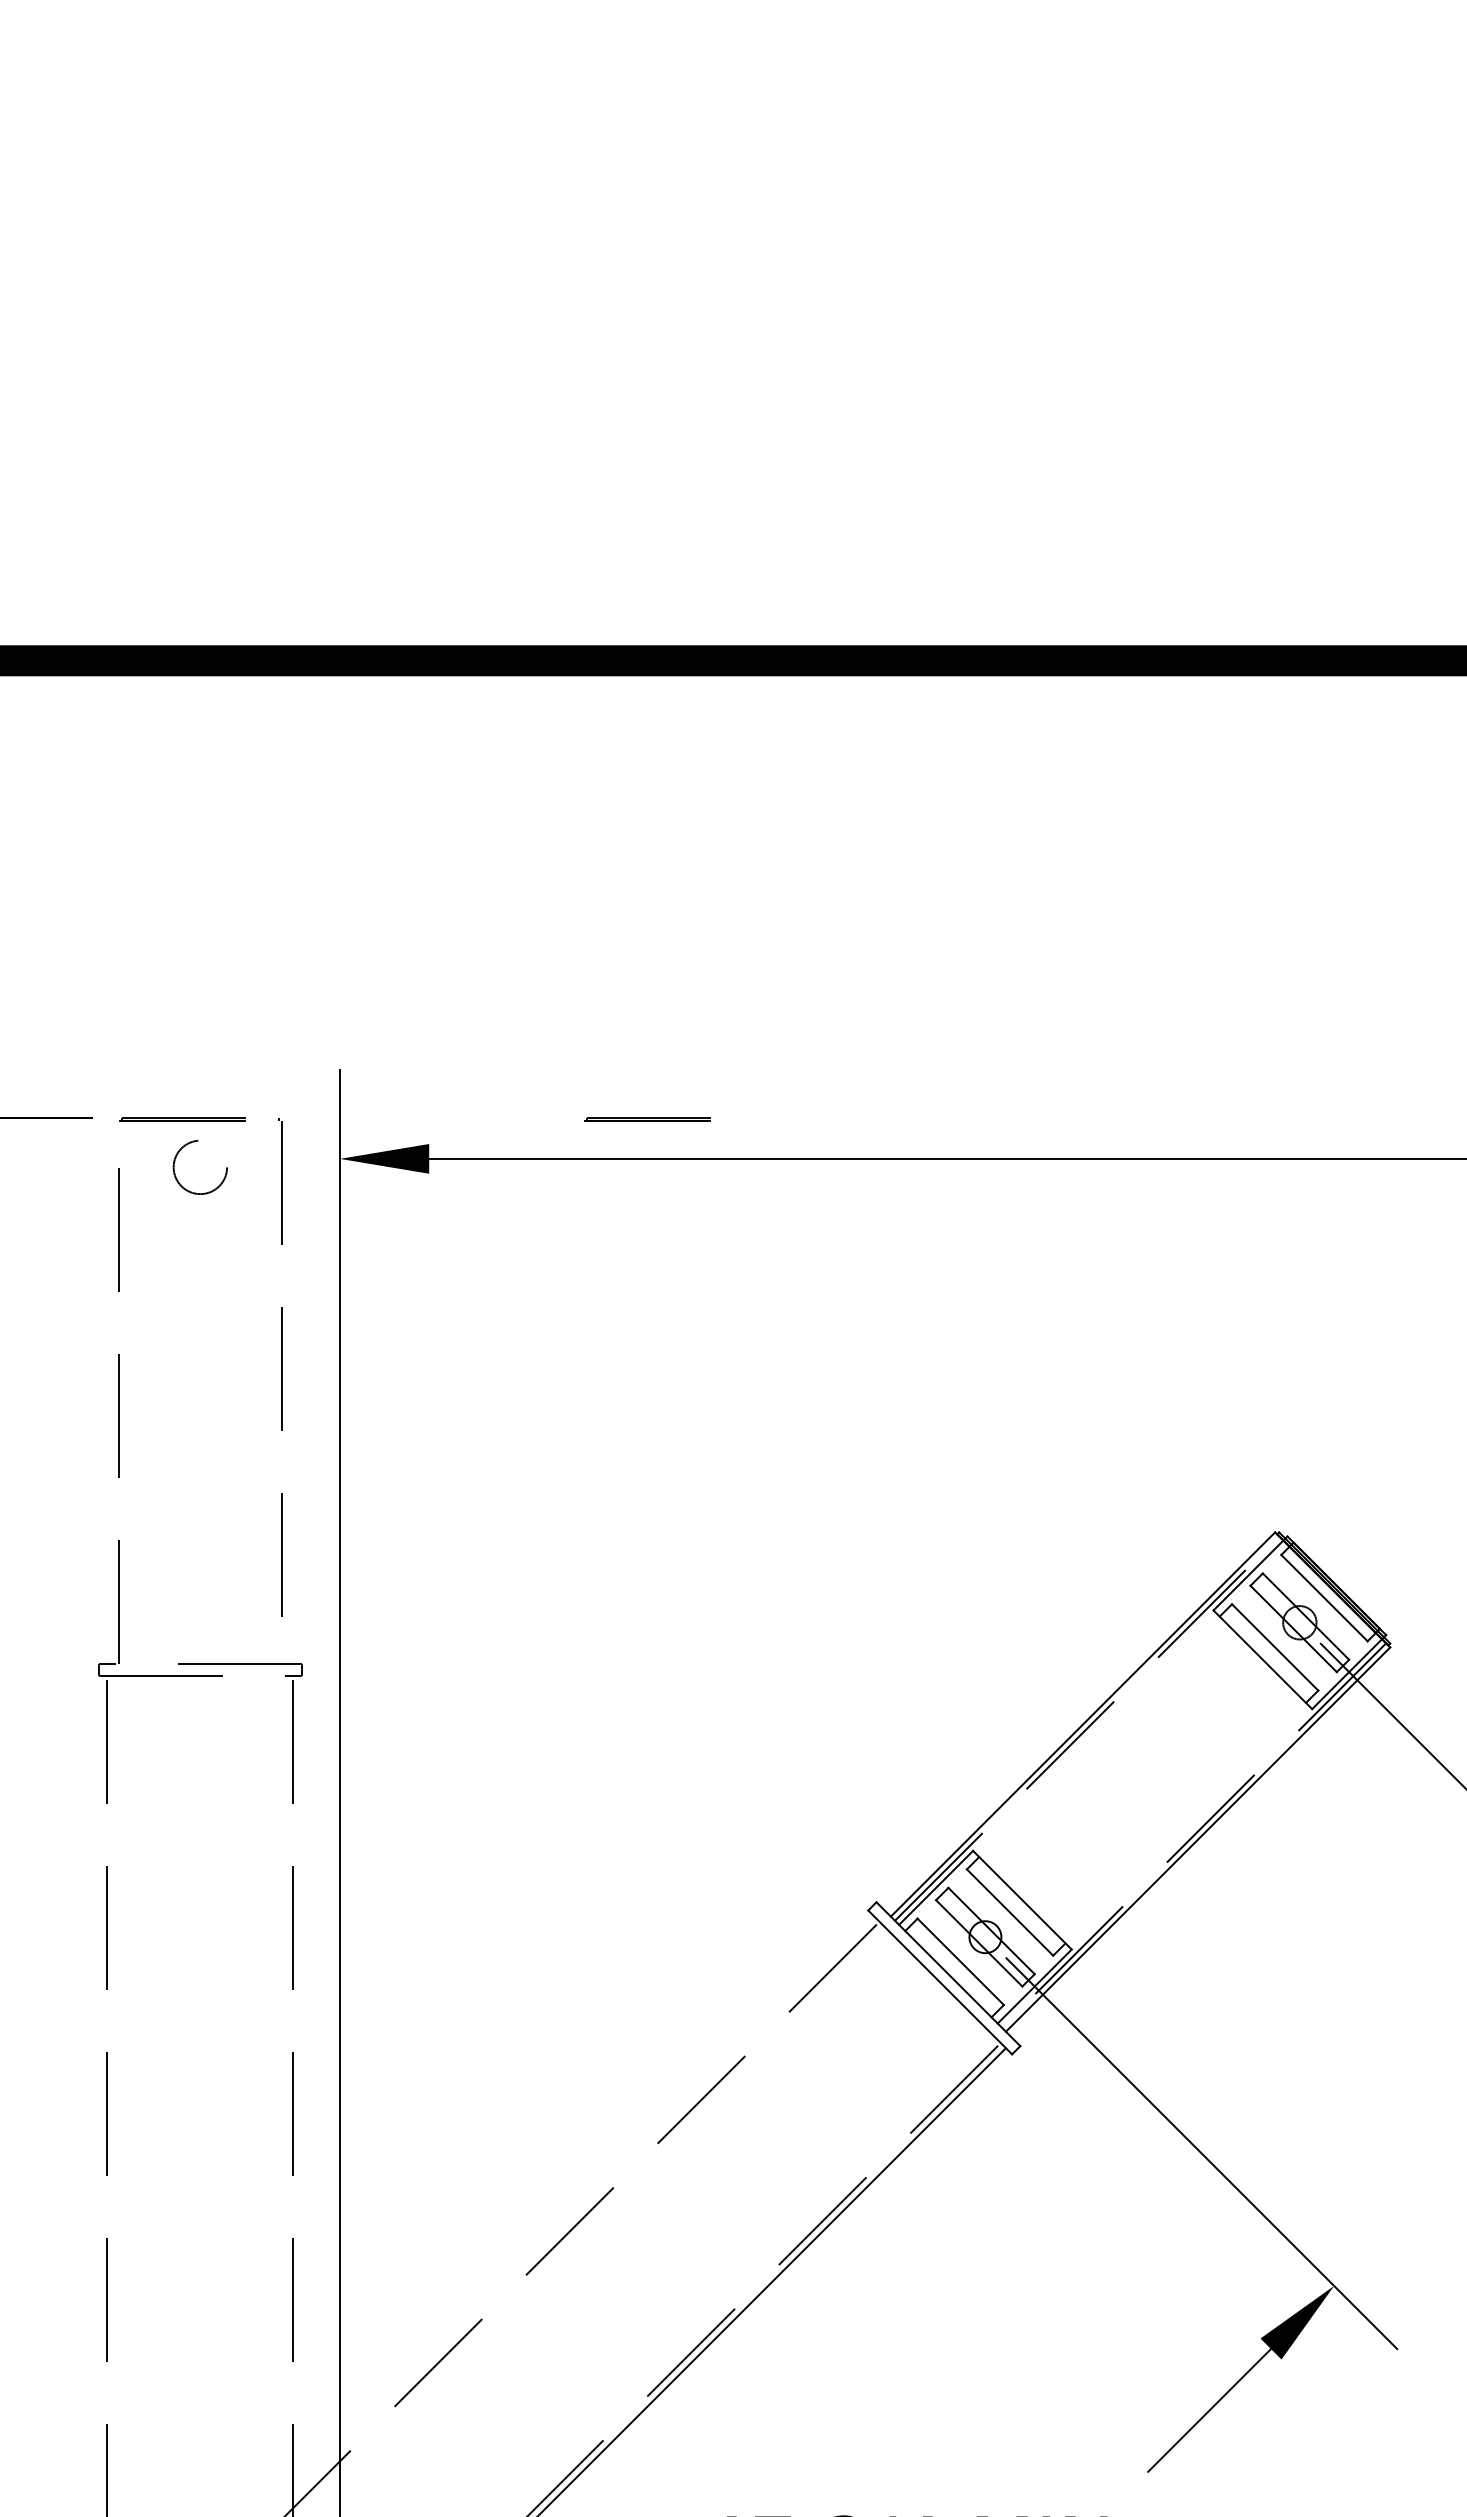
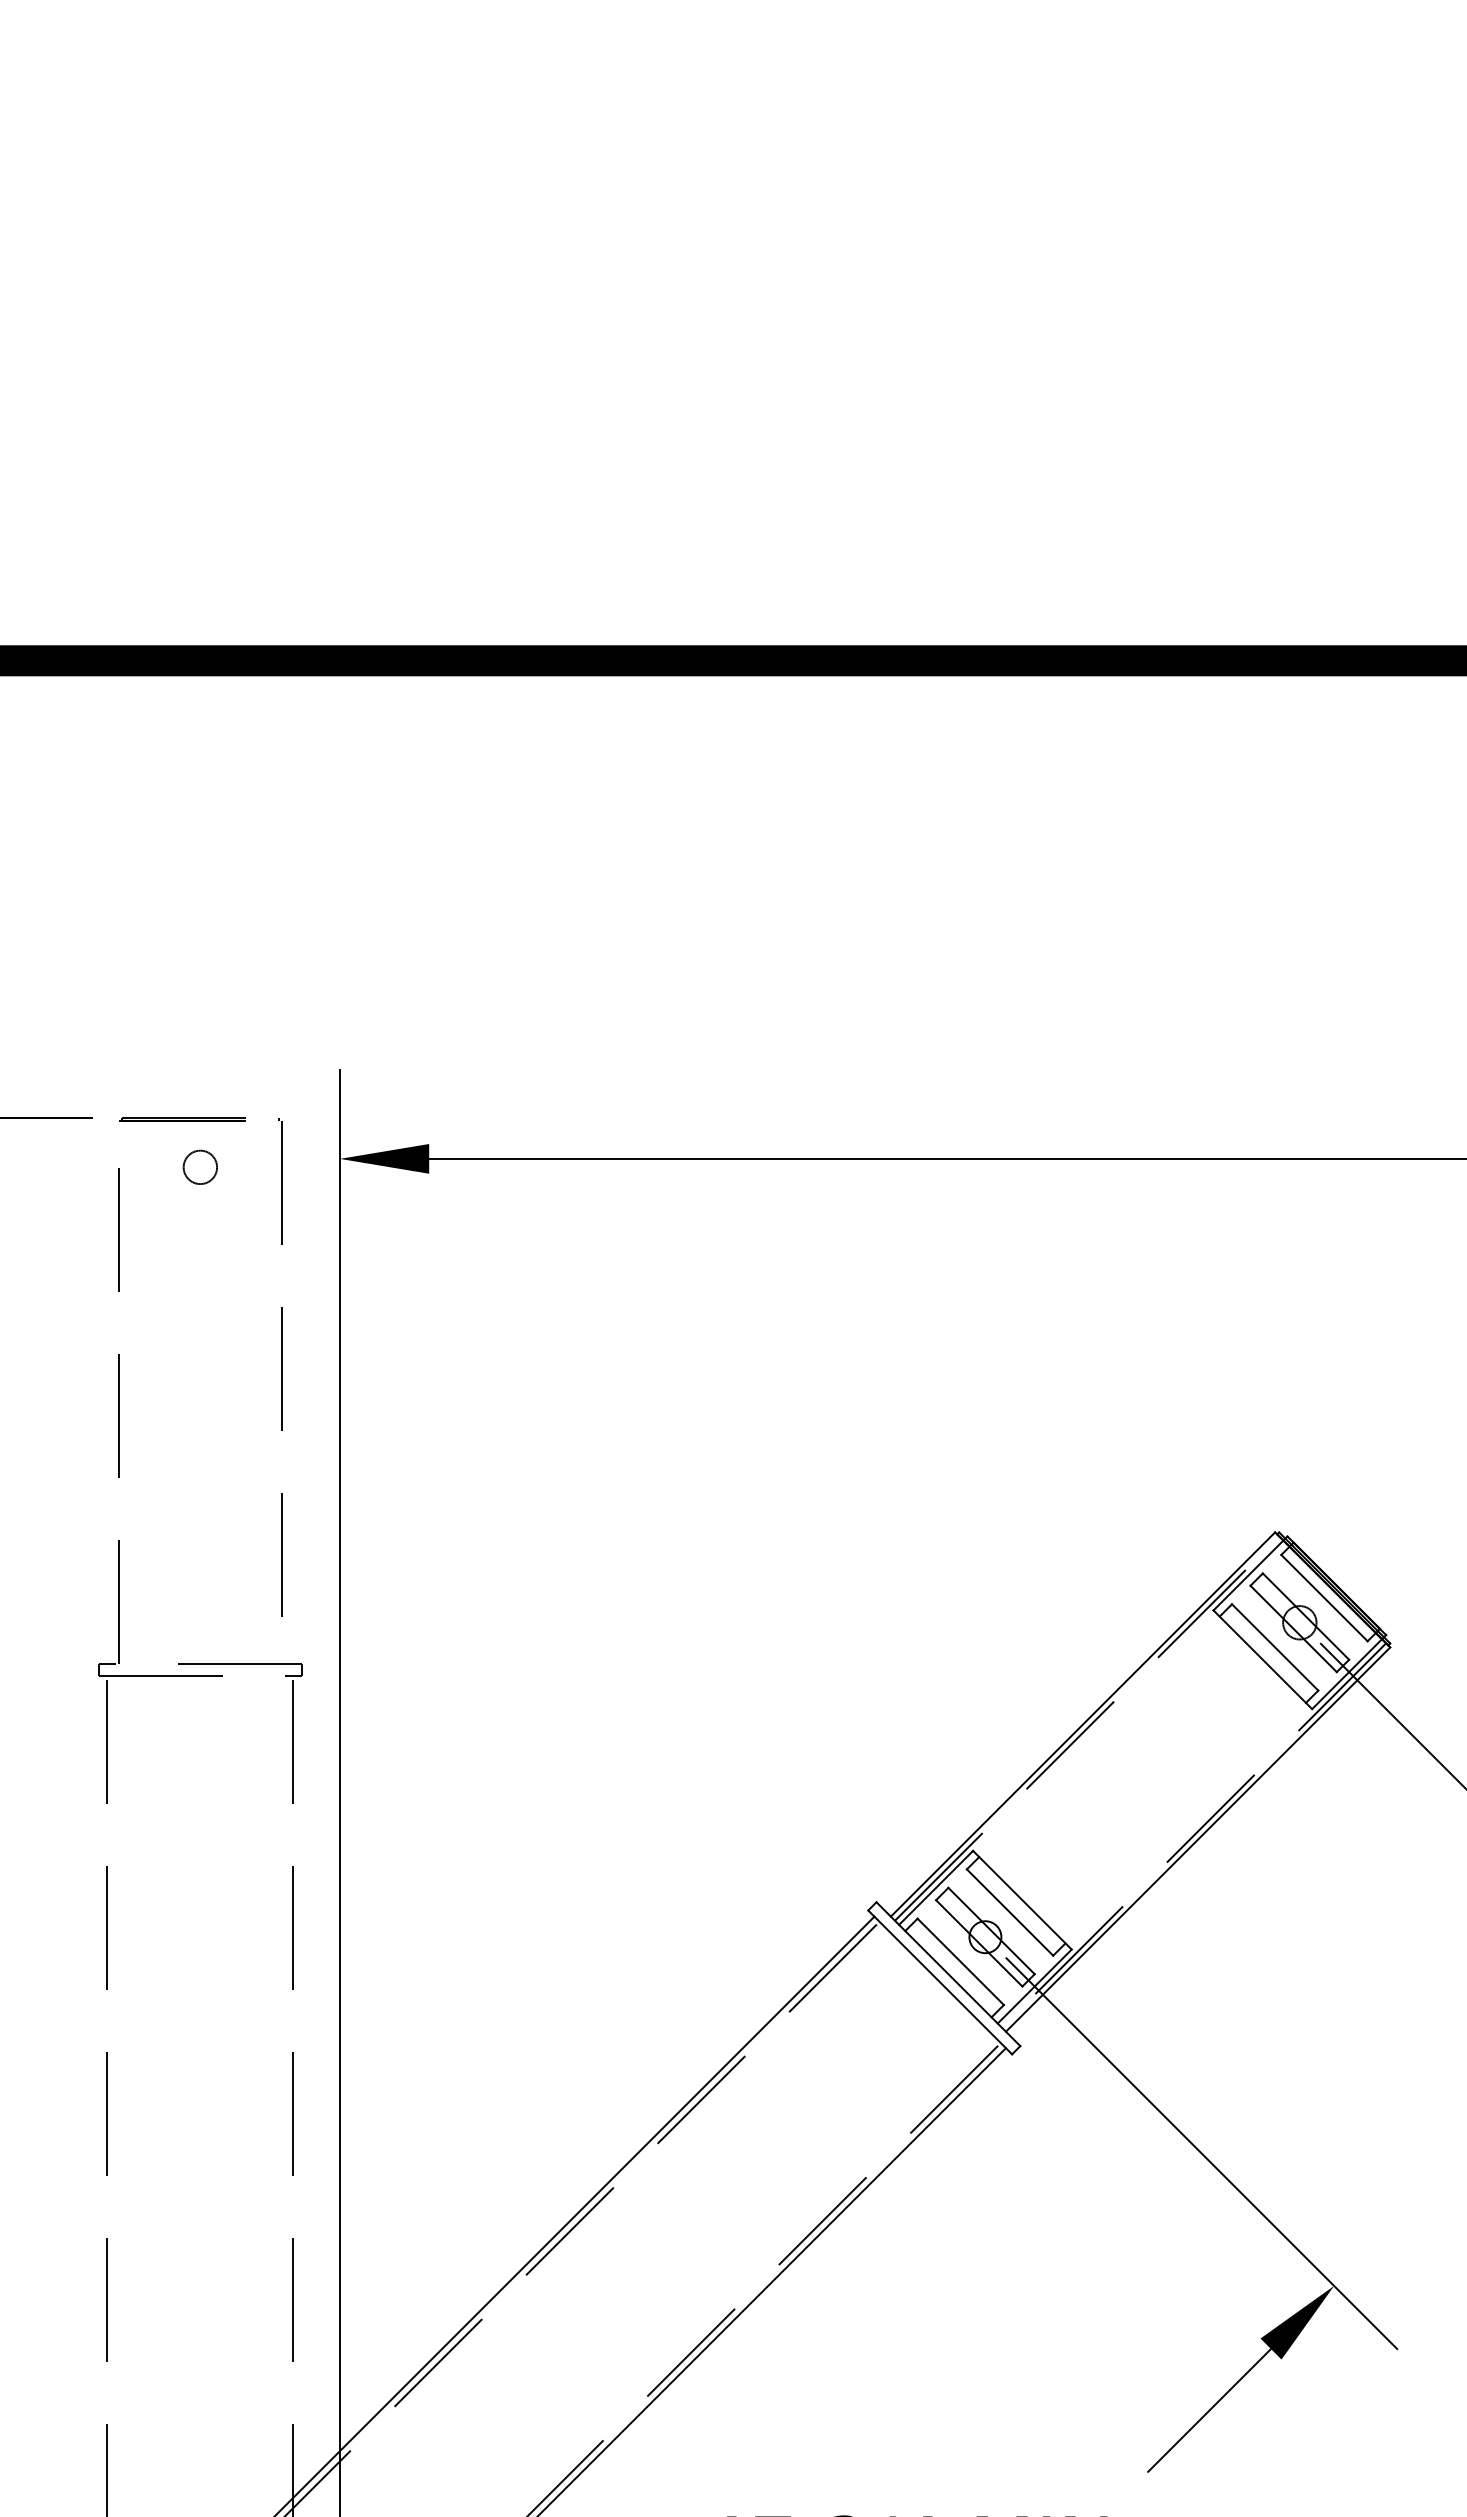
line: present -> none (647, 1118)
circle diameter: 53 px -> 33 px (200, 1167)
line: none -> present (575, 2214)
